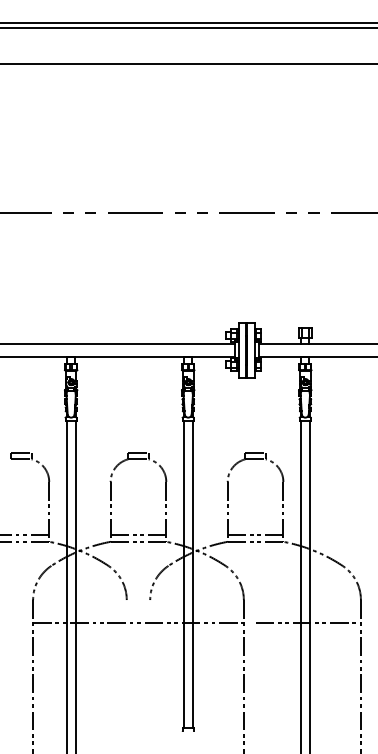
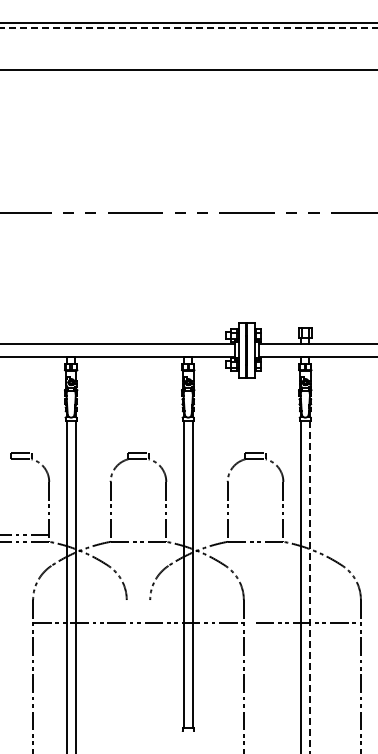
line: solid -> dashed (189, 28)
line position: (188, 63) -> (188, 69) (188, 69)
line: present -> none (138, 534)
line: present -> none (255, 534)
line: solid -> dashed (309, 587)
